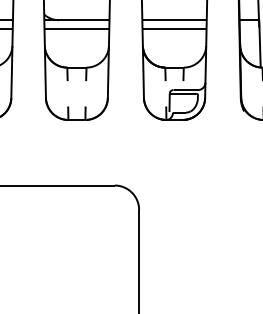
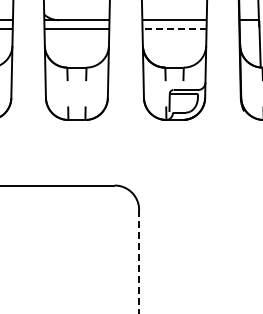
line: solid -> dashed (174, 28)
line: solid -> dashed (139, 261)
